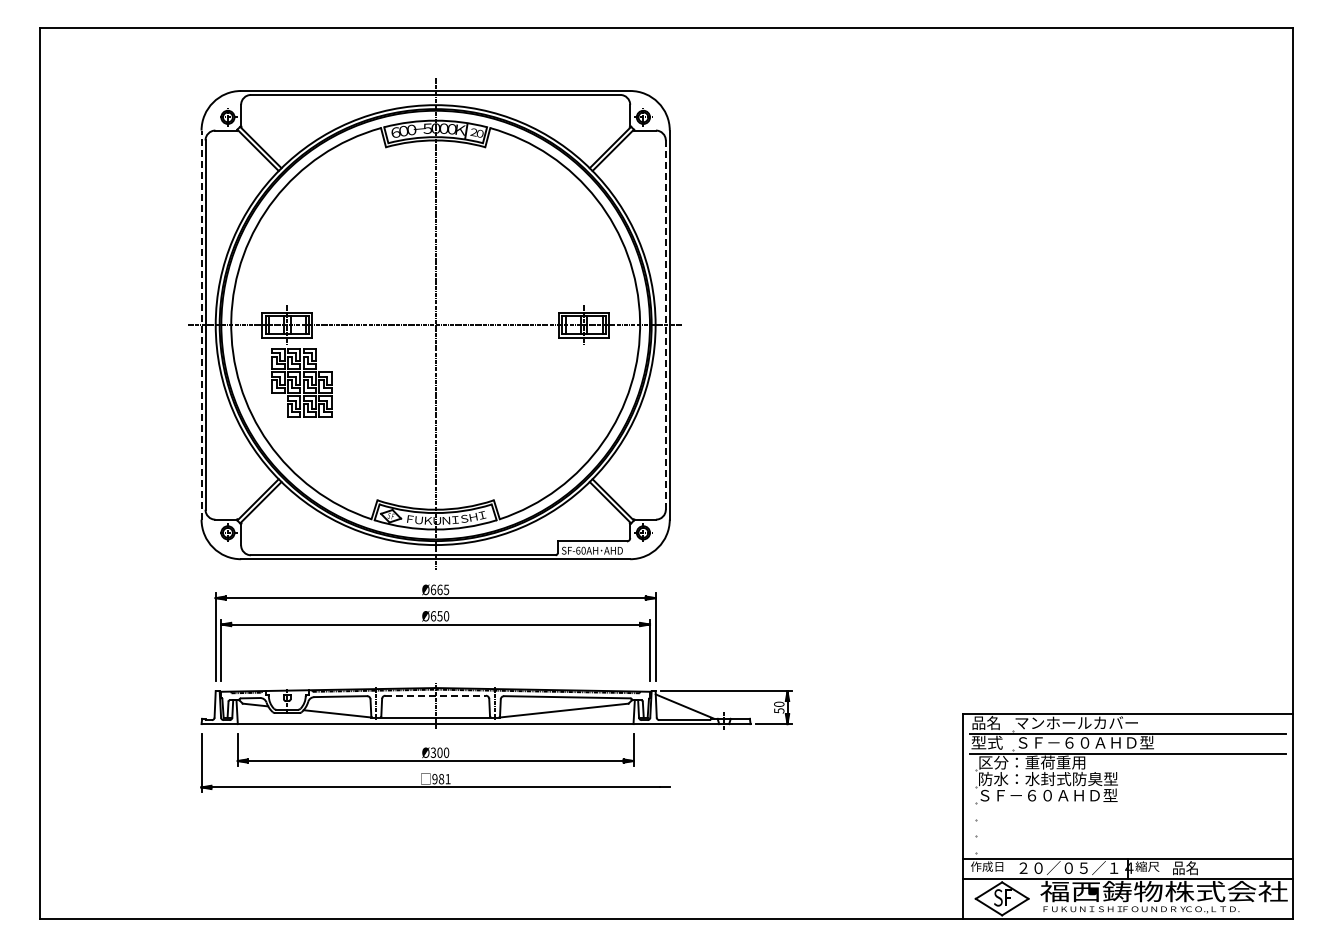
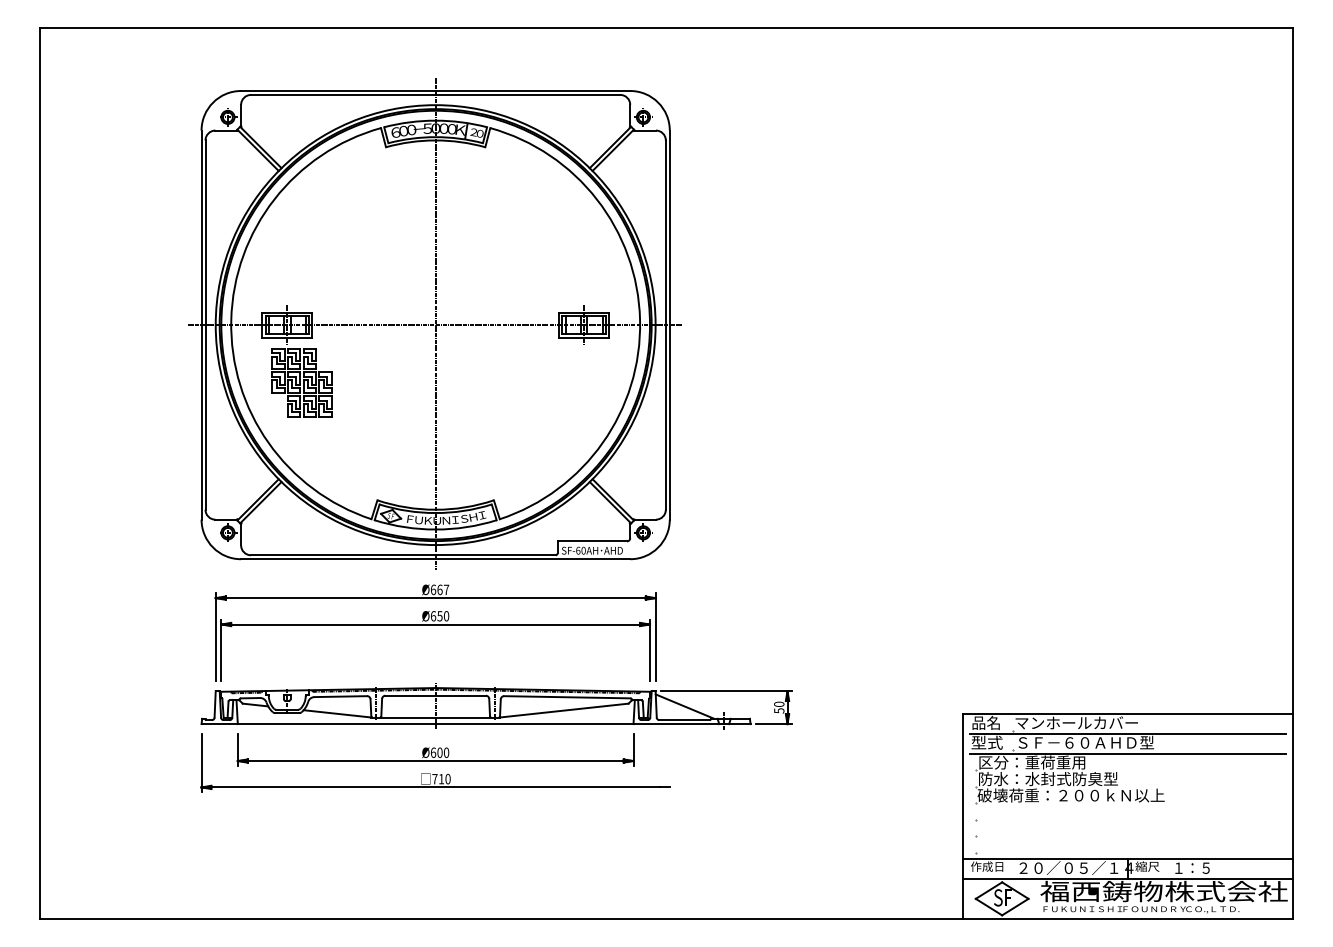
line: dashed -> solid (201, 325)
line: dashed -> solid (665, 325)
text: Ø665 -> Ø667 (446, 589)
line: dashed -> solid (436, 695)
text: Ø300 -> Ø600 (433, 752)
text: 981 -> 710 (441, 778)
text: ＳＦ－６０ＡＨＤ型 -> 破壊荷重：２００ｋＮ以上 (1070, 795)
text: 品名 -> １：５ (1191, 868)
